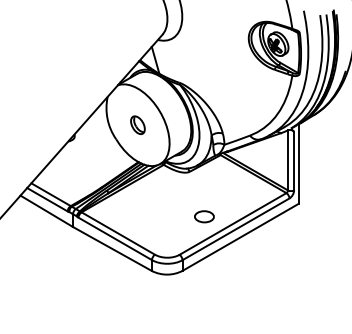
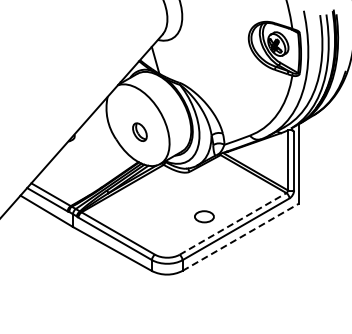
part position: (137, 124) -> (139, 131) (139, 131)
line: solid -> dashed (233, 223)
line: solid -> dashed (241, 237)
